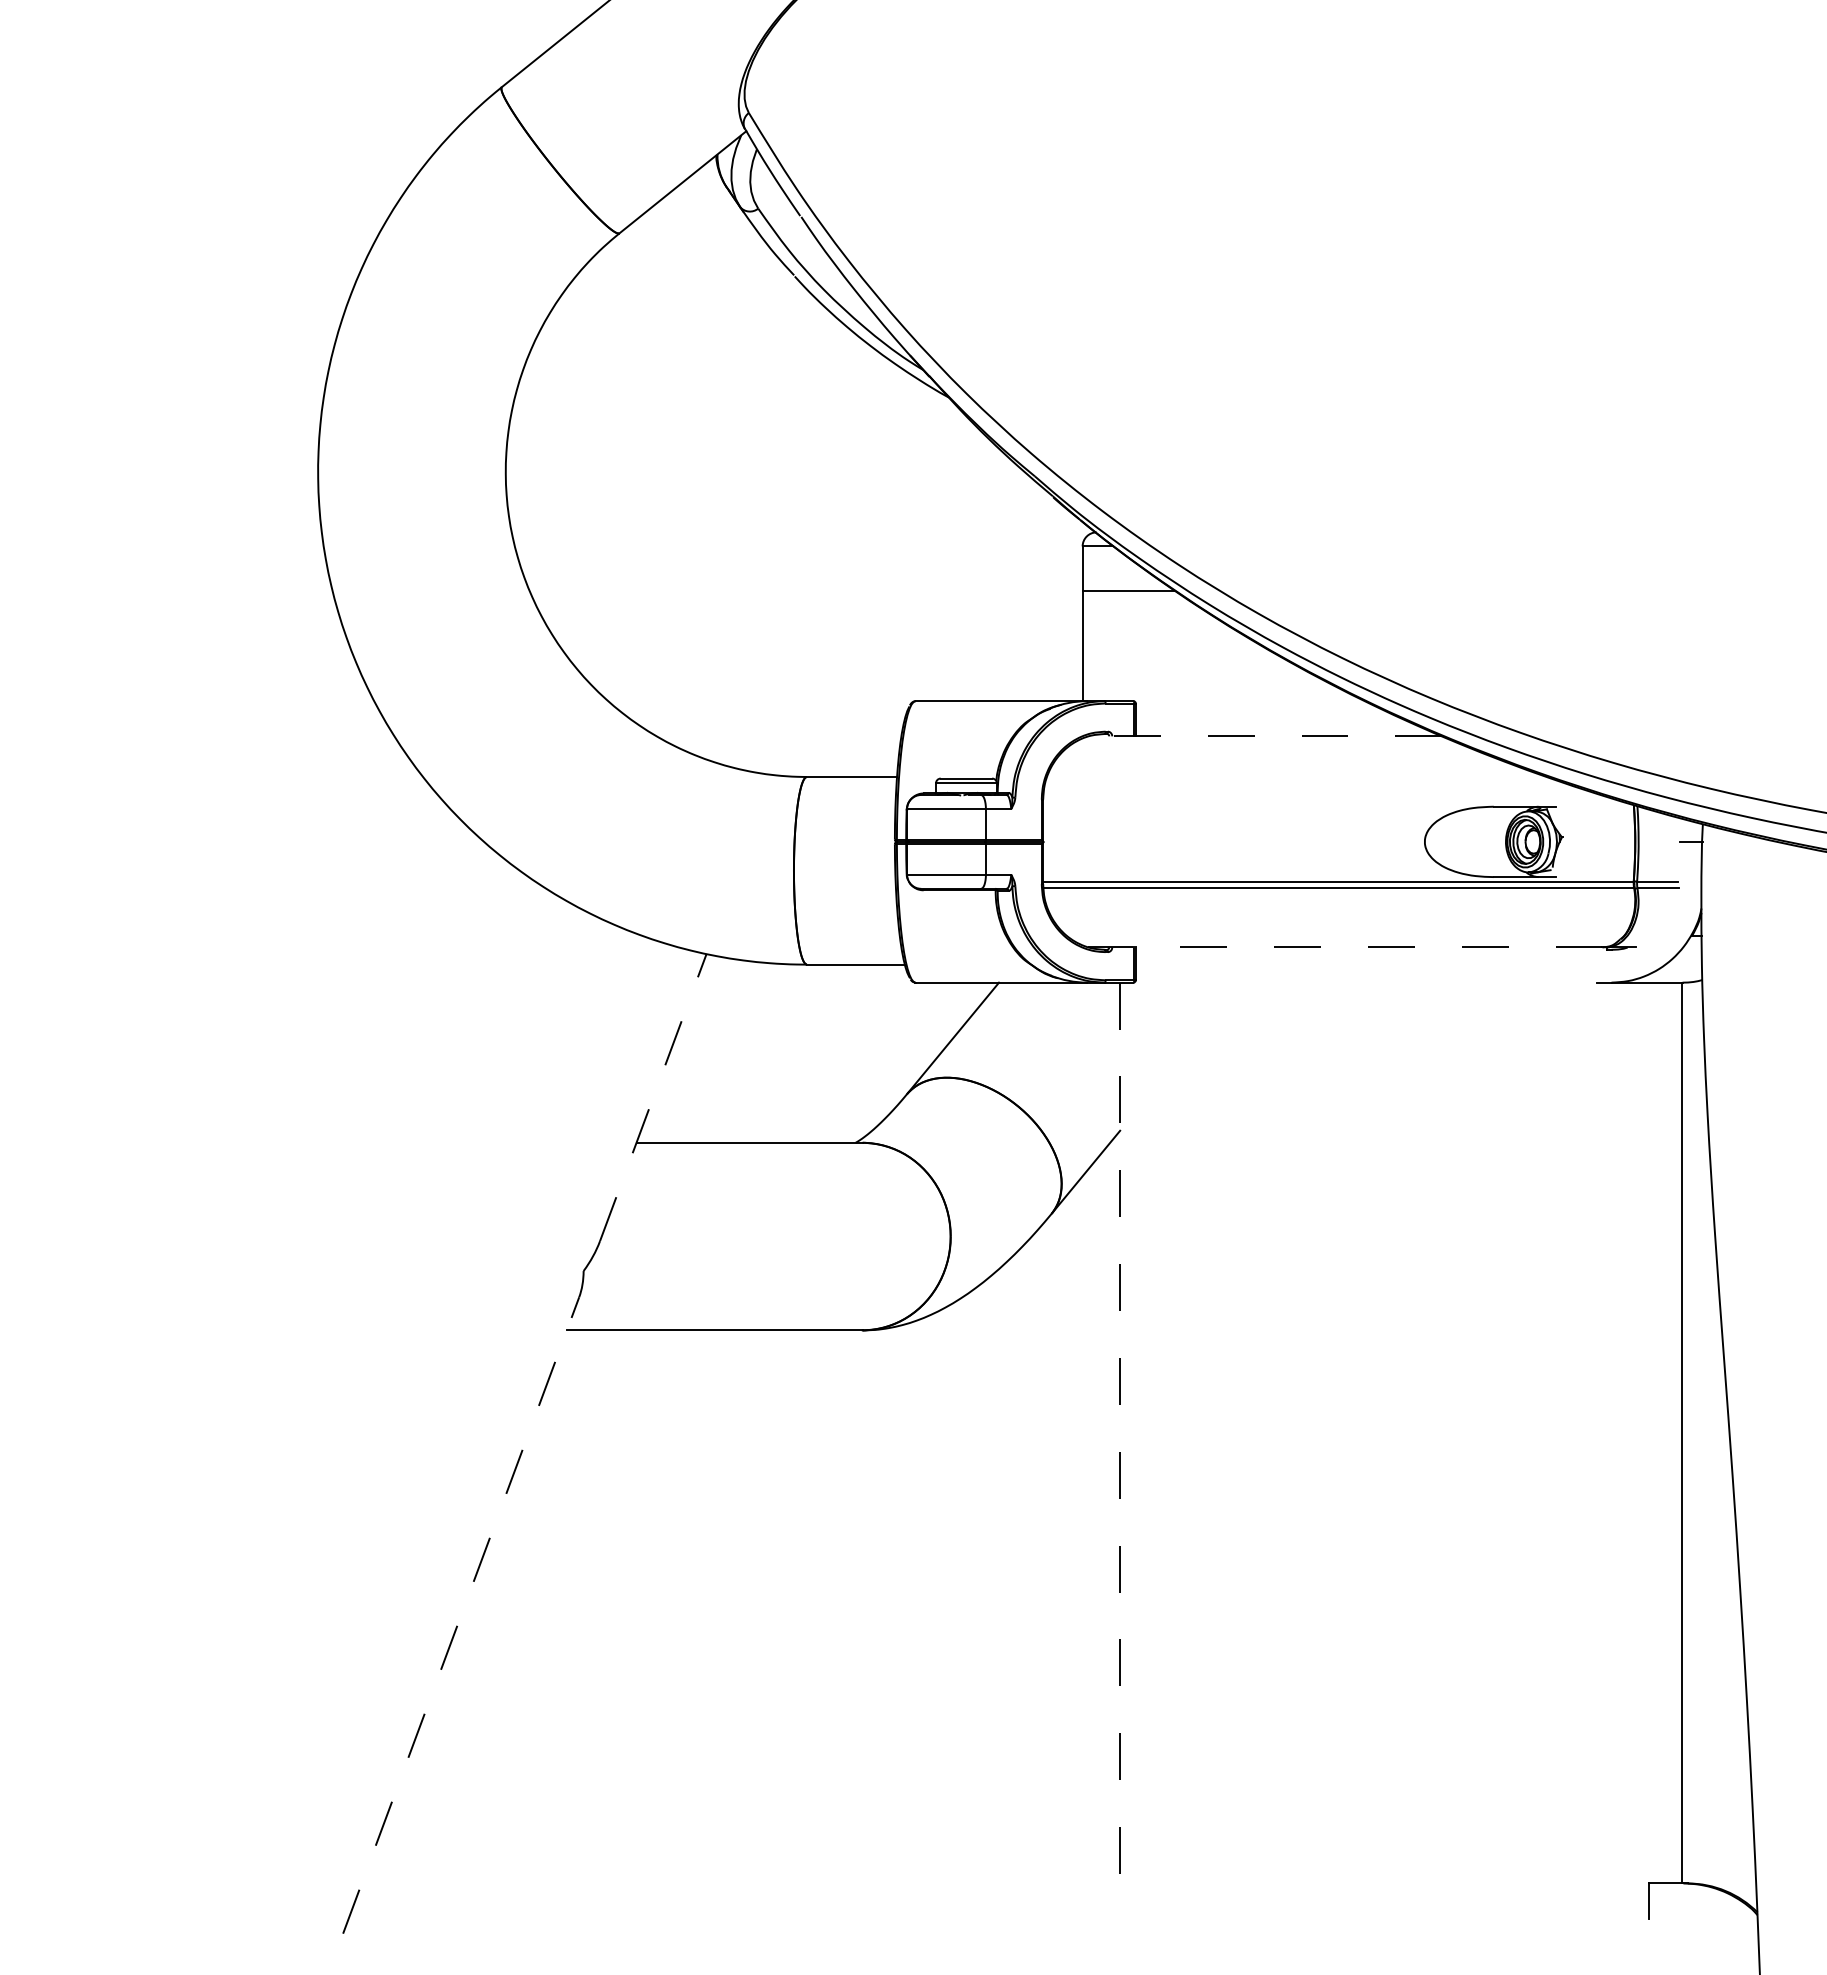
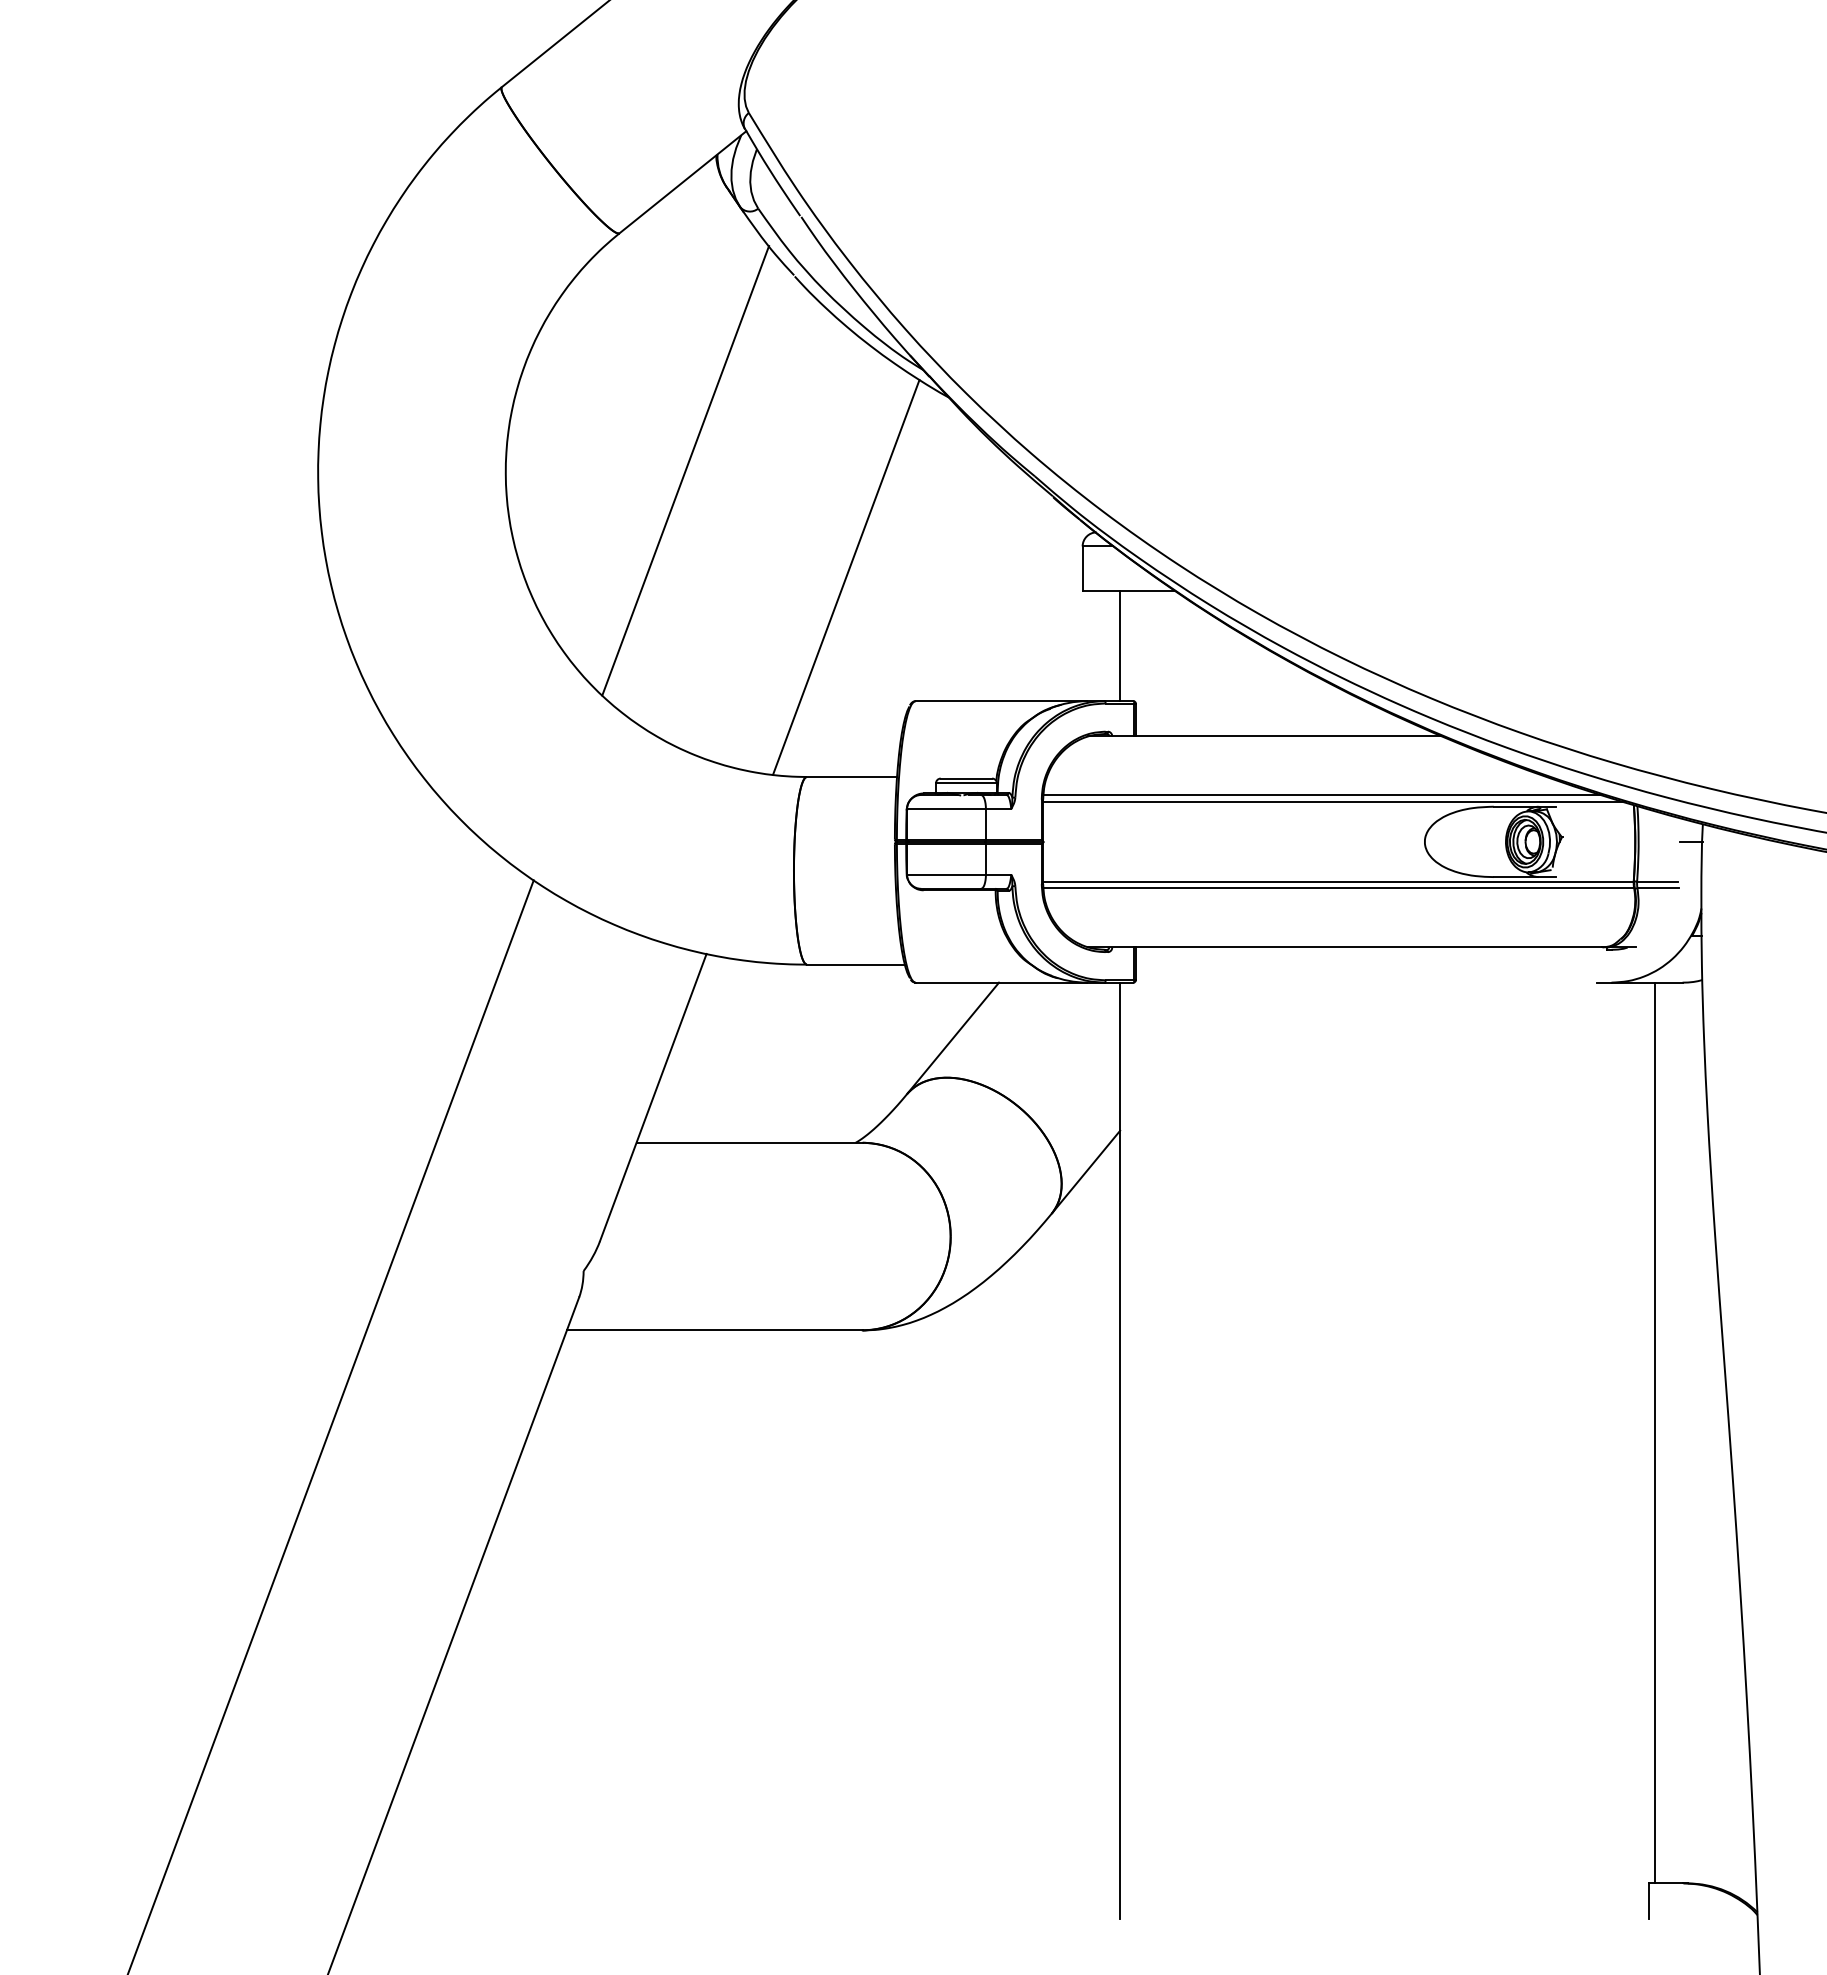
line: none -> present (685, 470)
line: none -> present (846, 577)
line position: (1083, 646) -> (1120, 646) (1120, 646)
line: dashed -> solid (1265, 736)
line: none -> present (1322, 795)
line: none -> present (1334, 802)
line: dashed -> solid (1344, 947)
line: dashed -> solid (653, 1097)
line: none -> present (330, 1425)
line position: (1681, 1432) -> (1654, 1432) (1654, 1432)
line: dashed -> solid (1120, 1451)
line: dashed -> solid (453, 1635)
